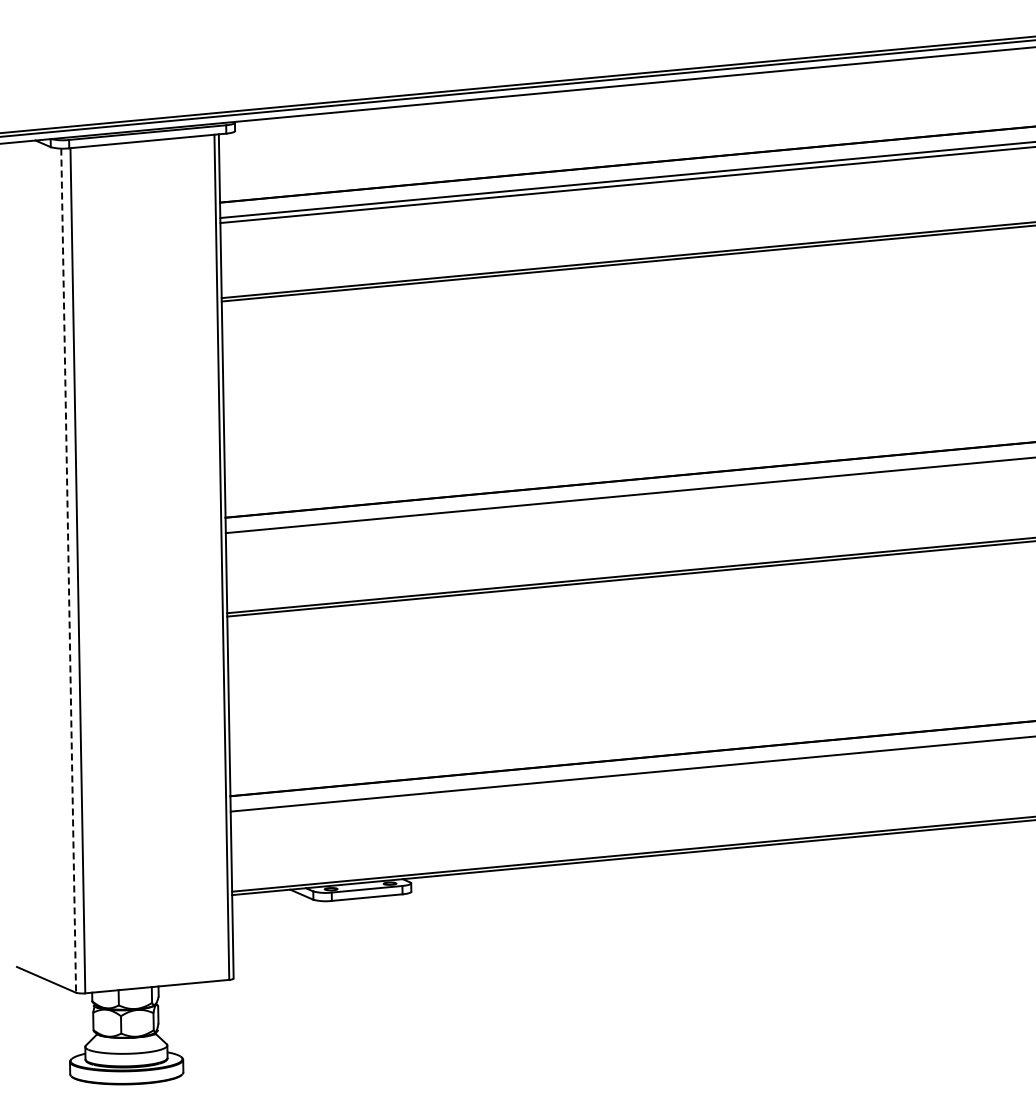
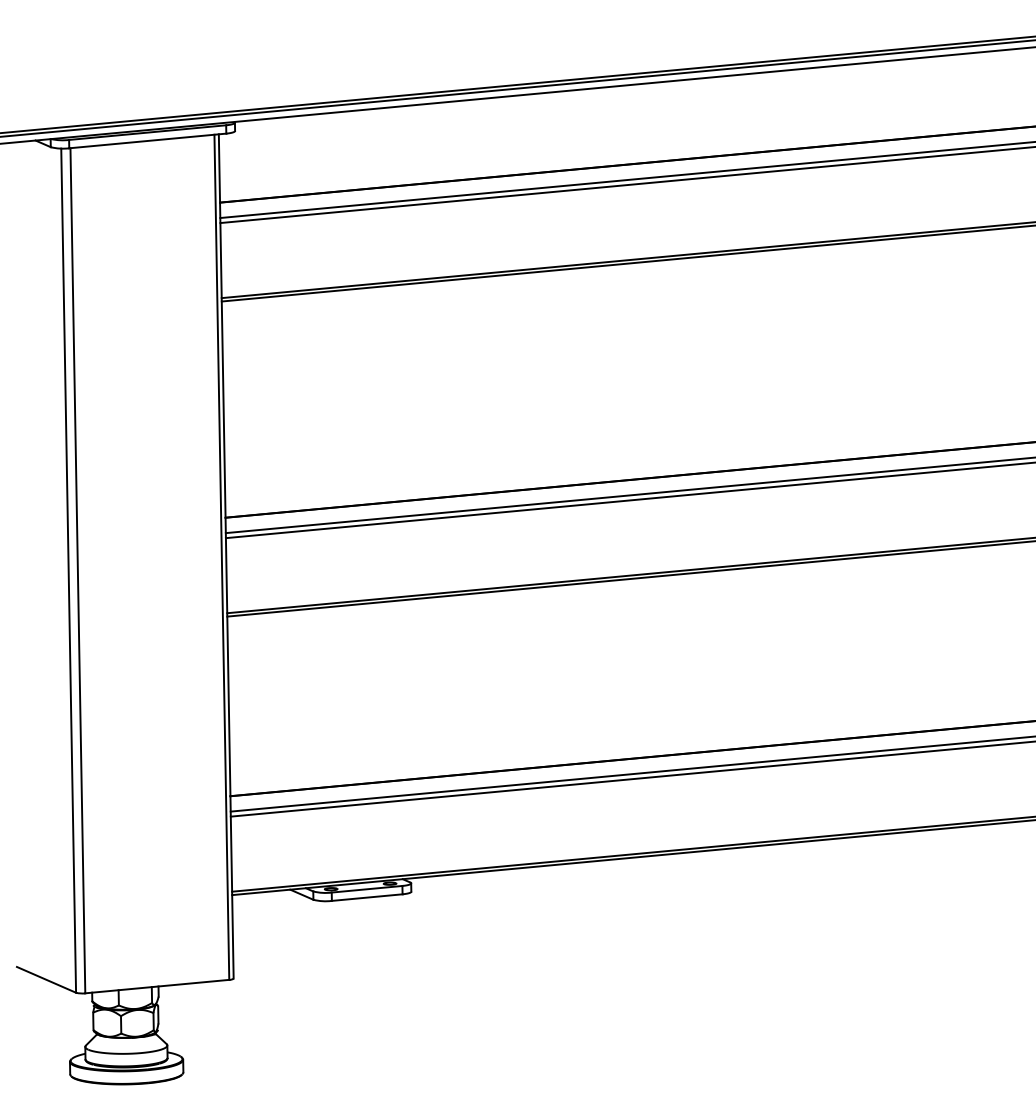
line: none -> present (628, 500)
line: dashed -> solid (68, 571)
line: none -> present (631, 778)
